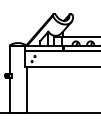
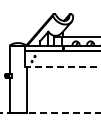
line: solid -> dashed (63, 67)
line: solid -> dashed (50, 112)
